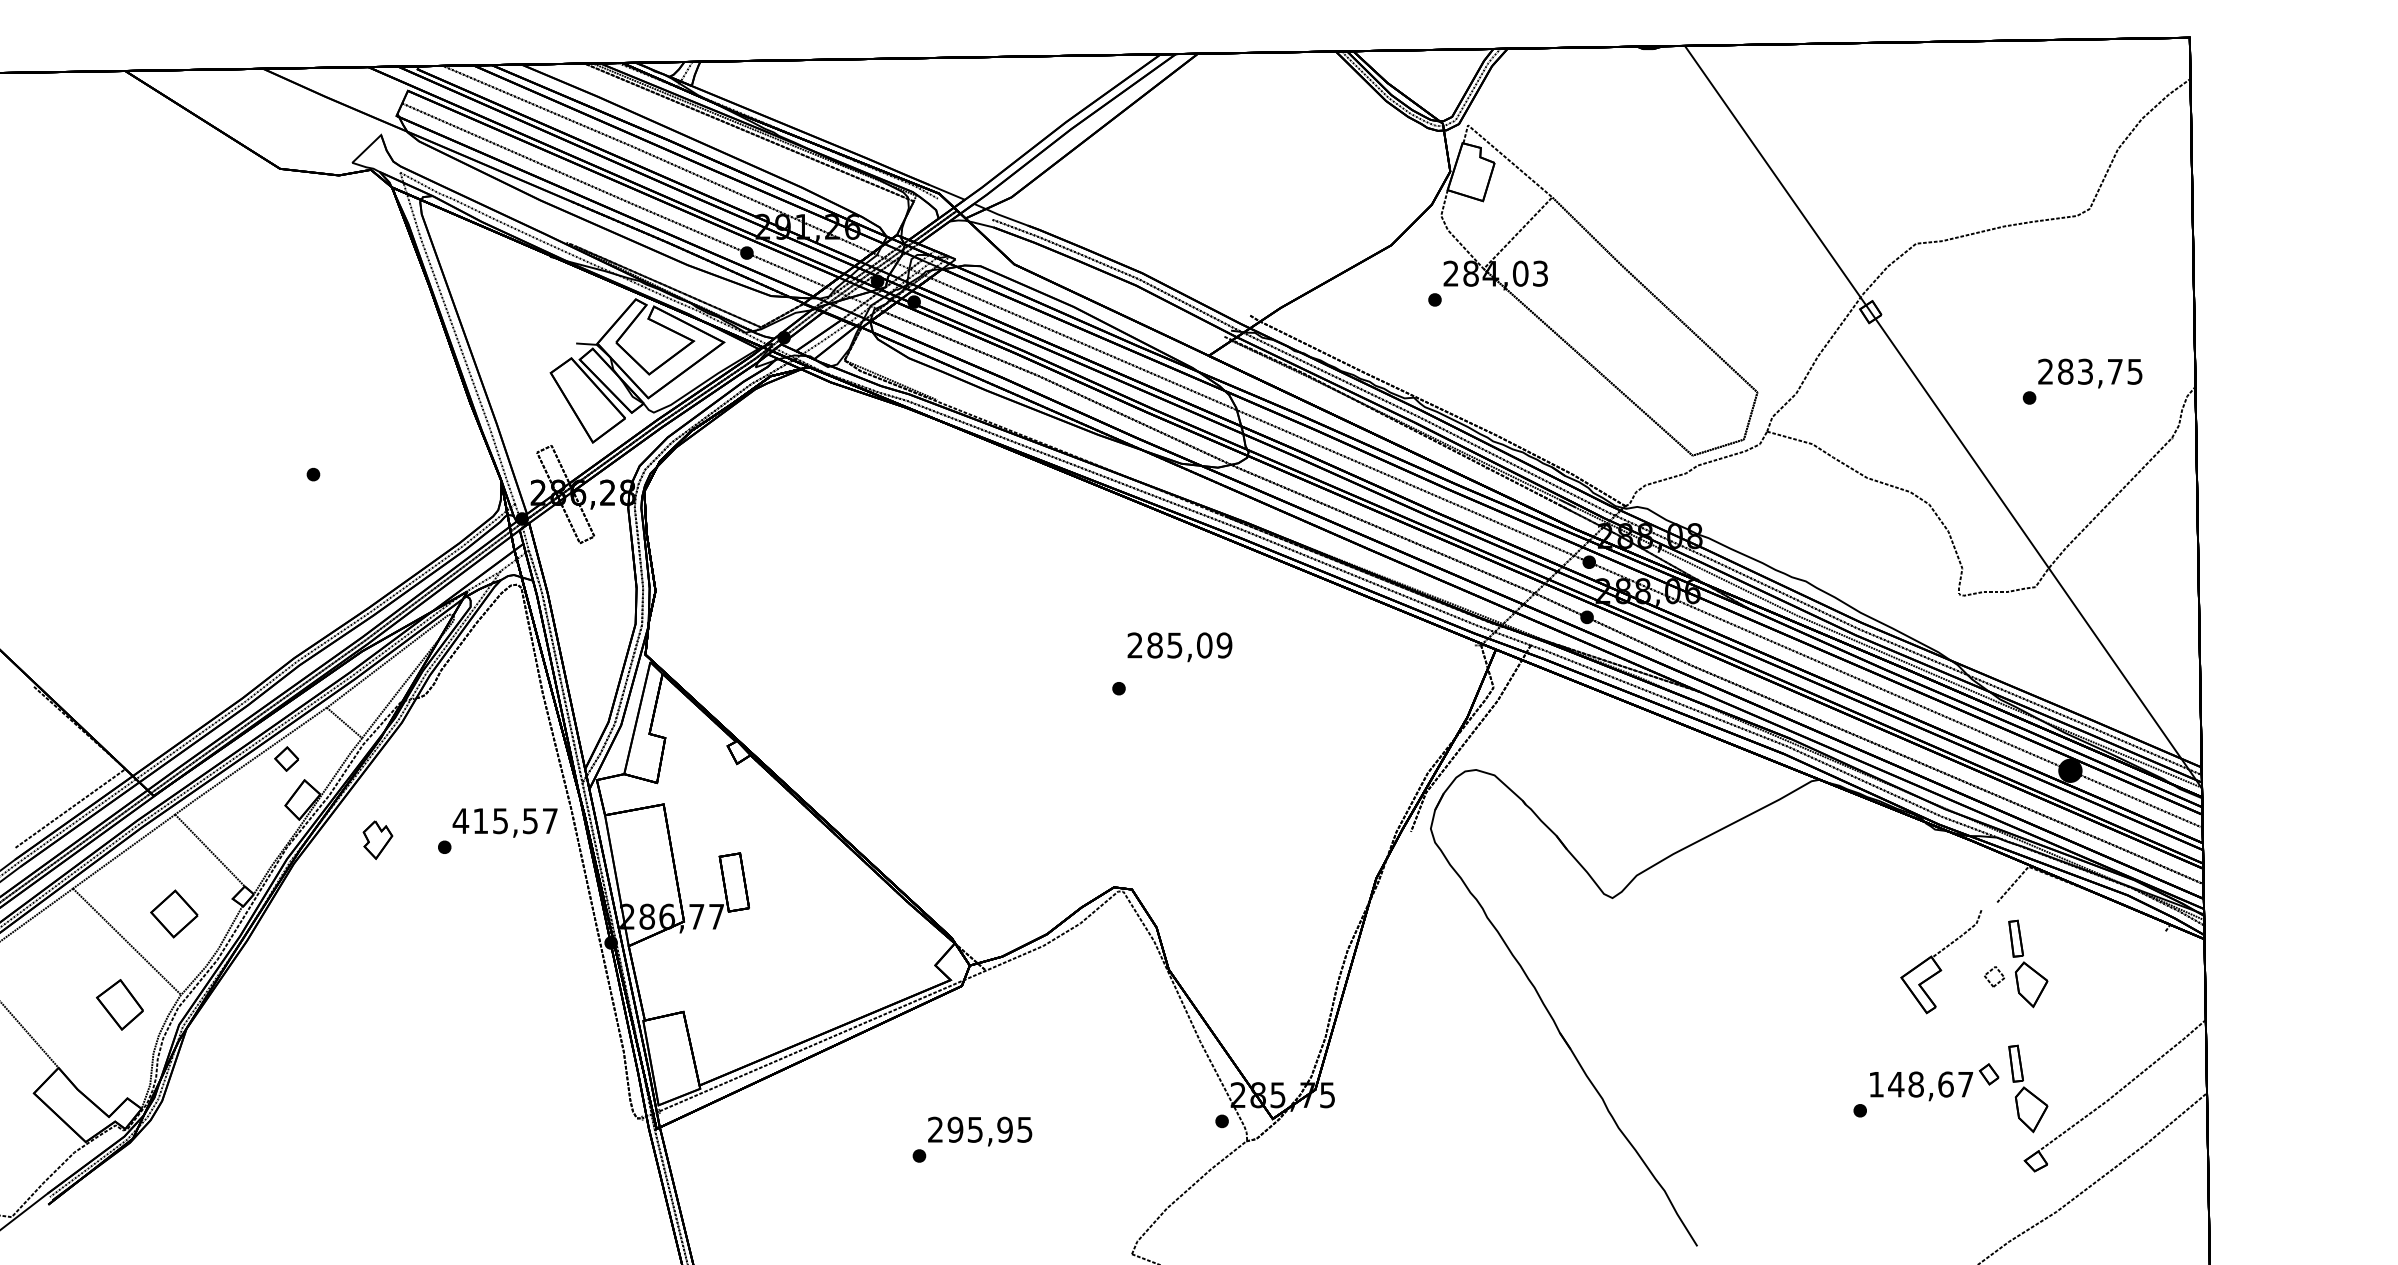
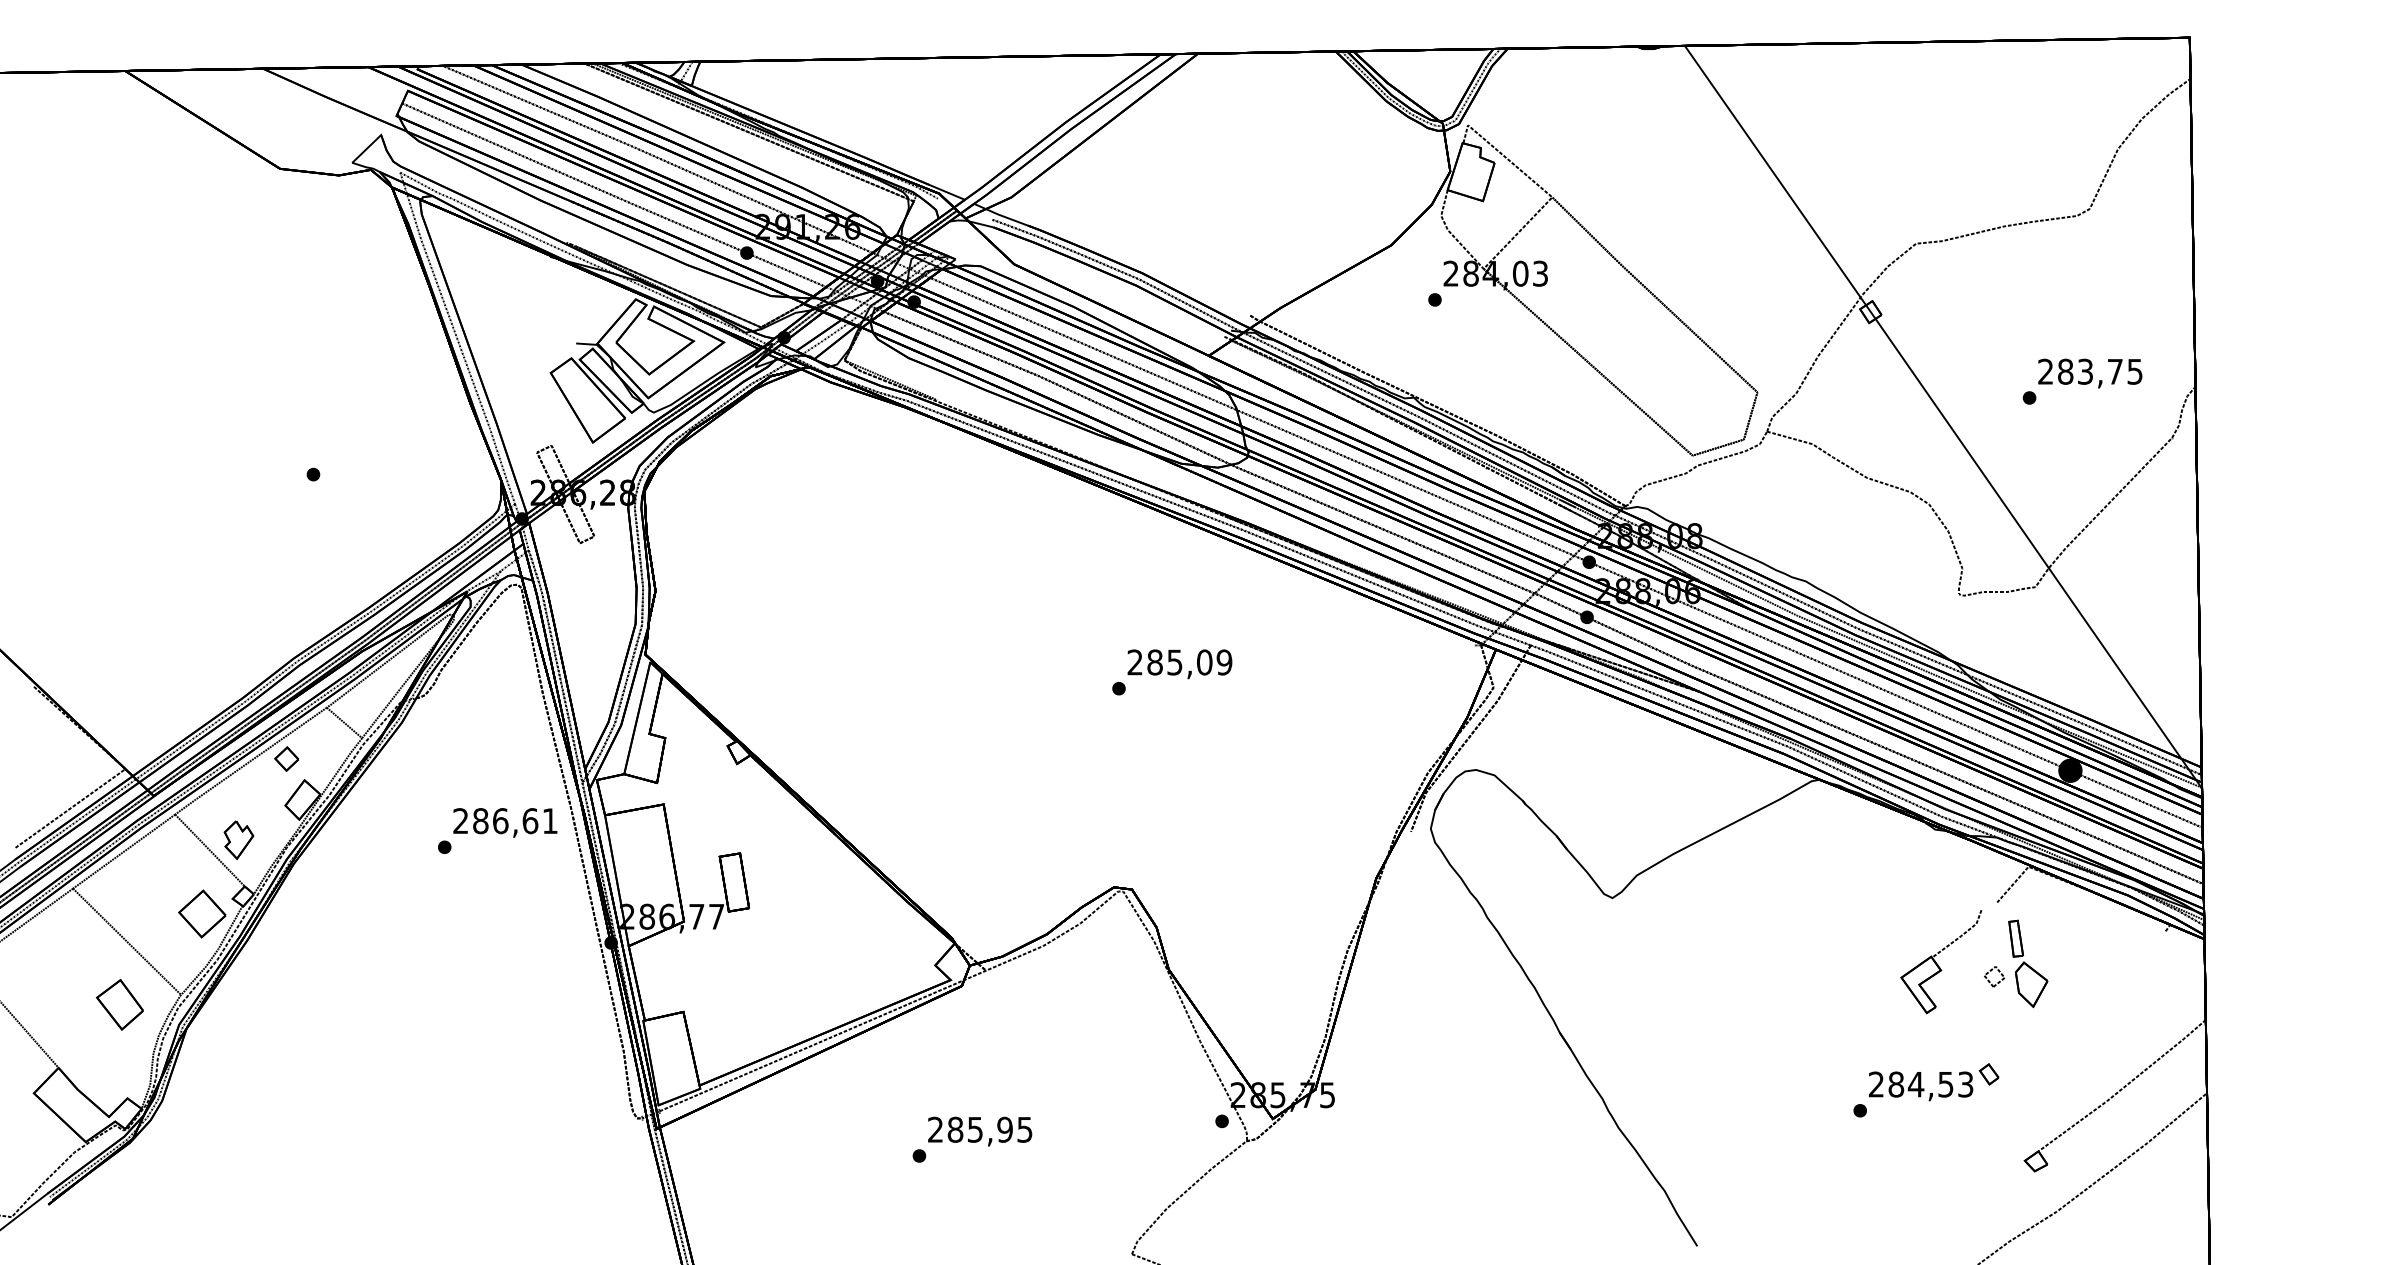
text position: (1179, 647) -> (1179, 664) (1179, 664)
text: 415,57 -> 286,61 (504, 821)
part position: (377, 839) -> (238, 839) (238, 839)
part position: (174, 913) -> (202, 913) (202, 913)
text: 148,67 -> 284,53 (1921, 1084)
part: present -> none (2028, 1088)
text: 295,95 -> 285,95 (955, 1129)
